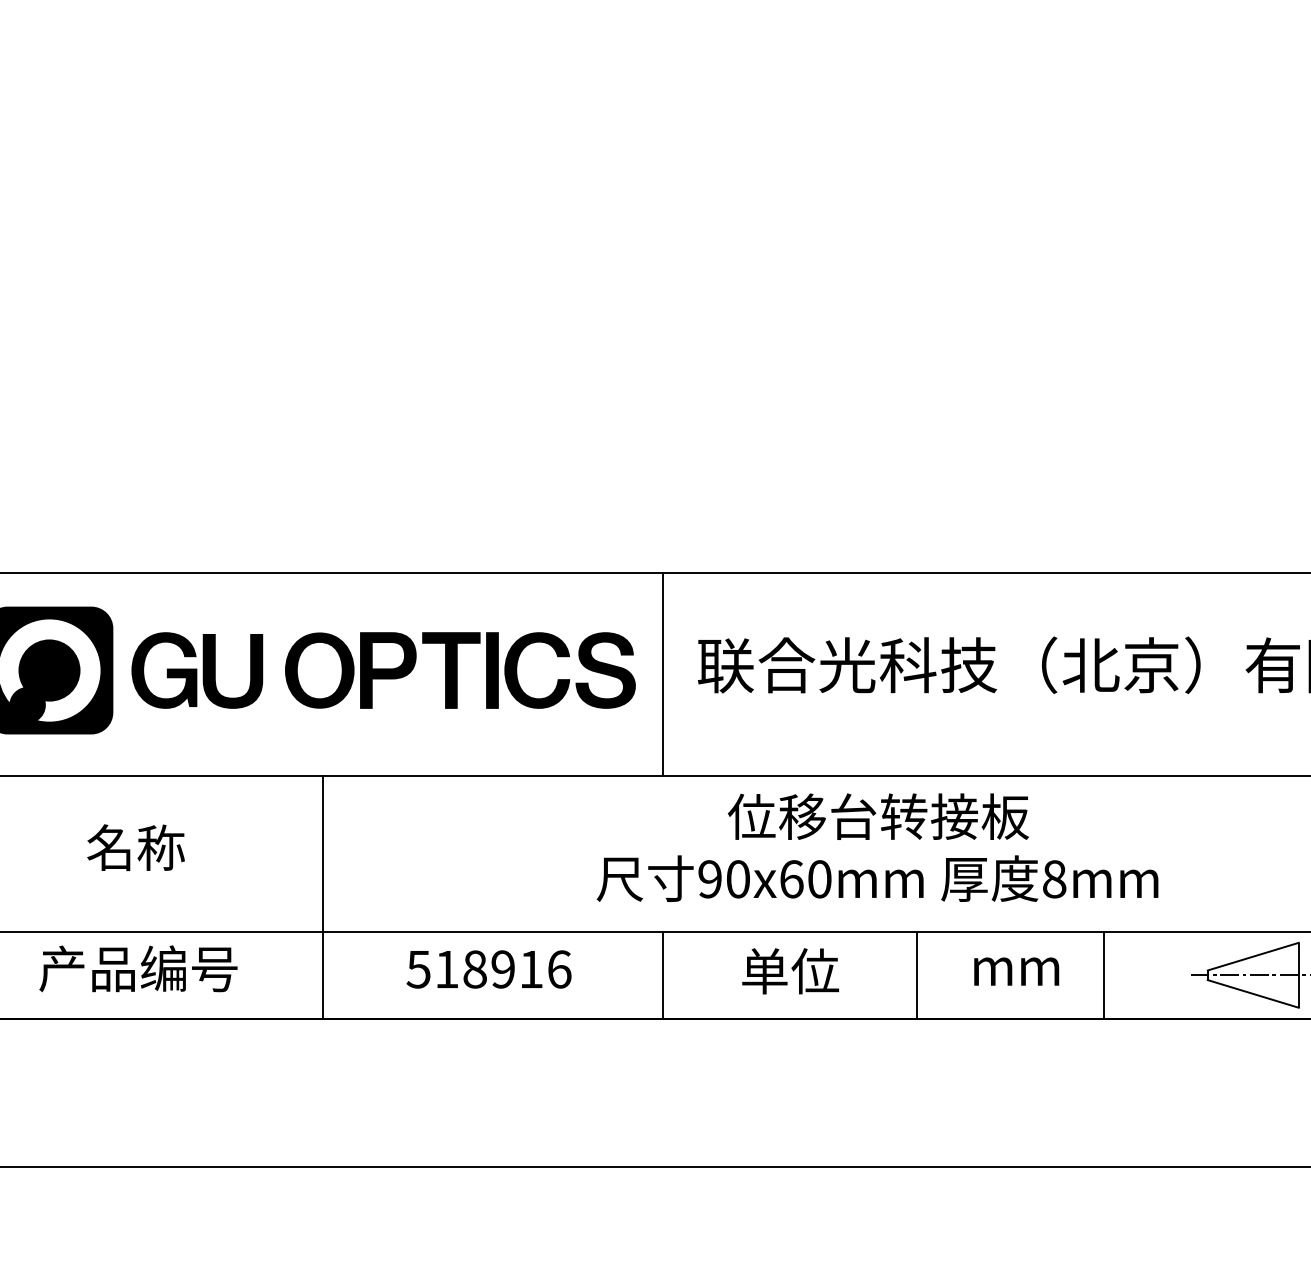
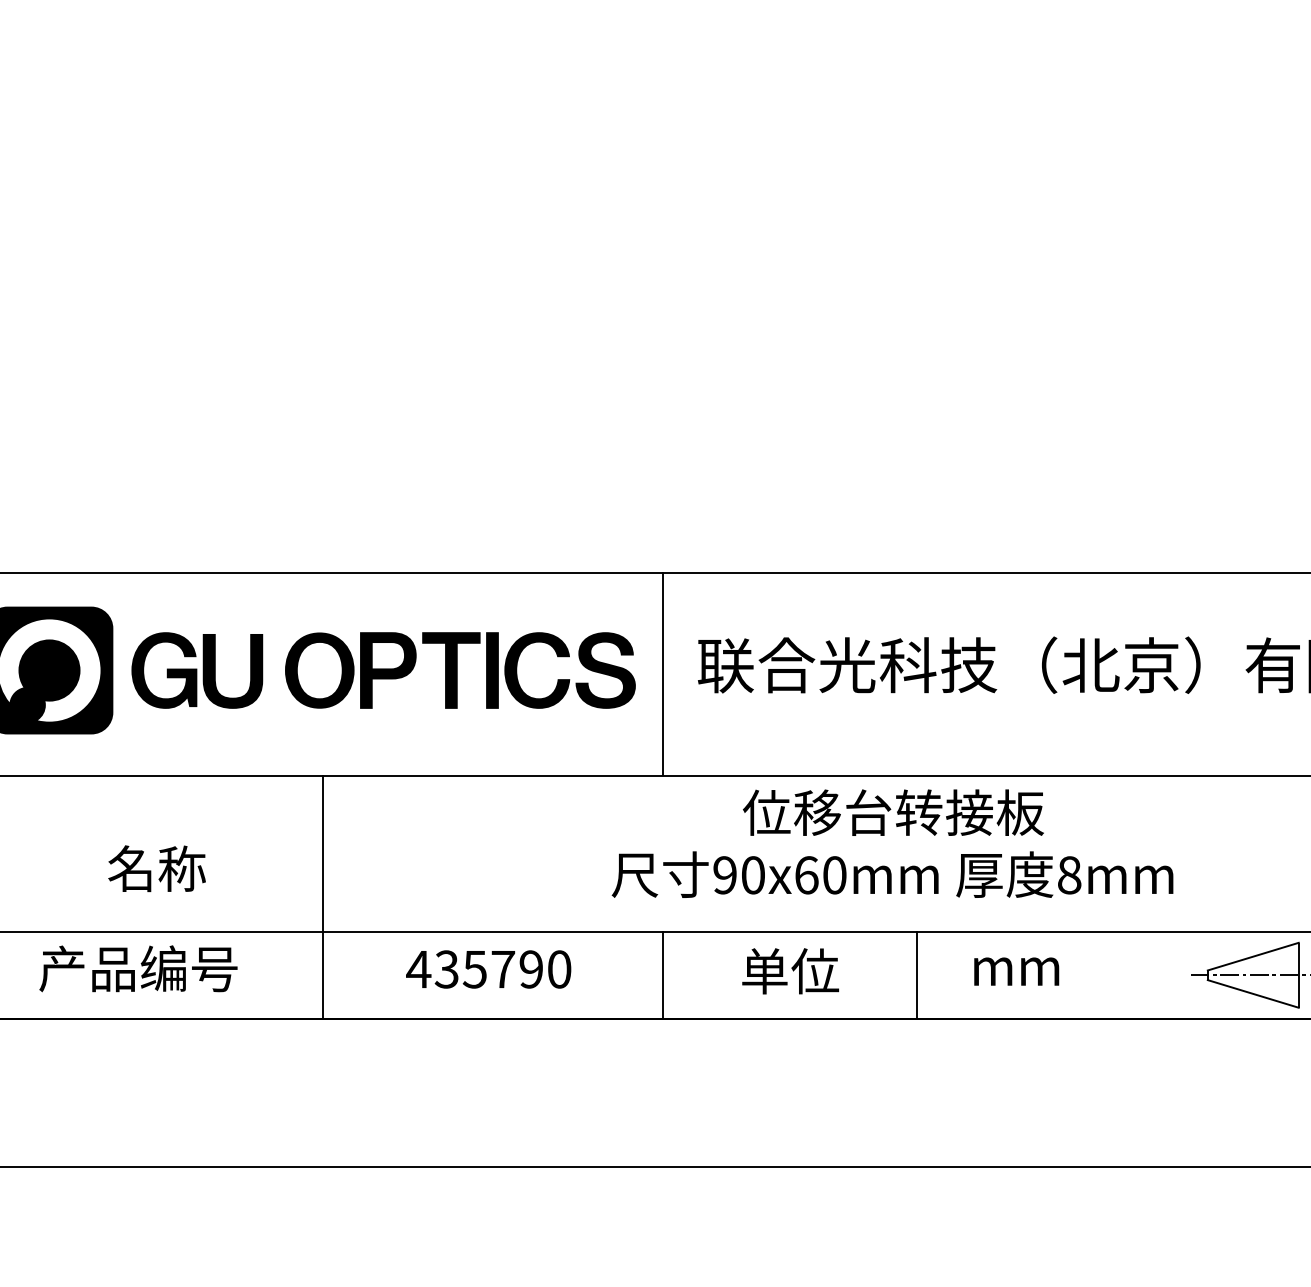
text position: (135, 847) -> (156, 868) (156, 868)
text position: (877, 847) -> (892, 843) (892, 843)
text: 518916 -> 435790 (488, 969)
line: present -> none (1103, 974)
